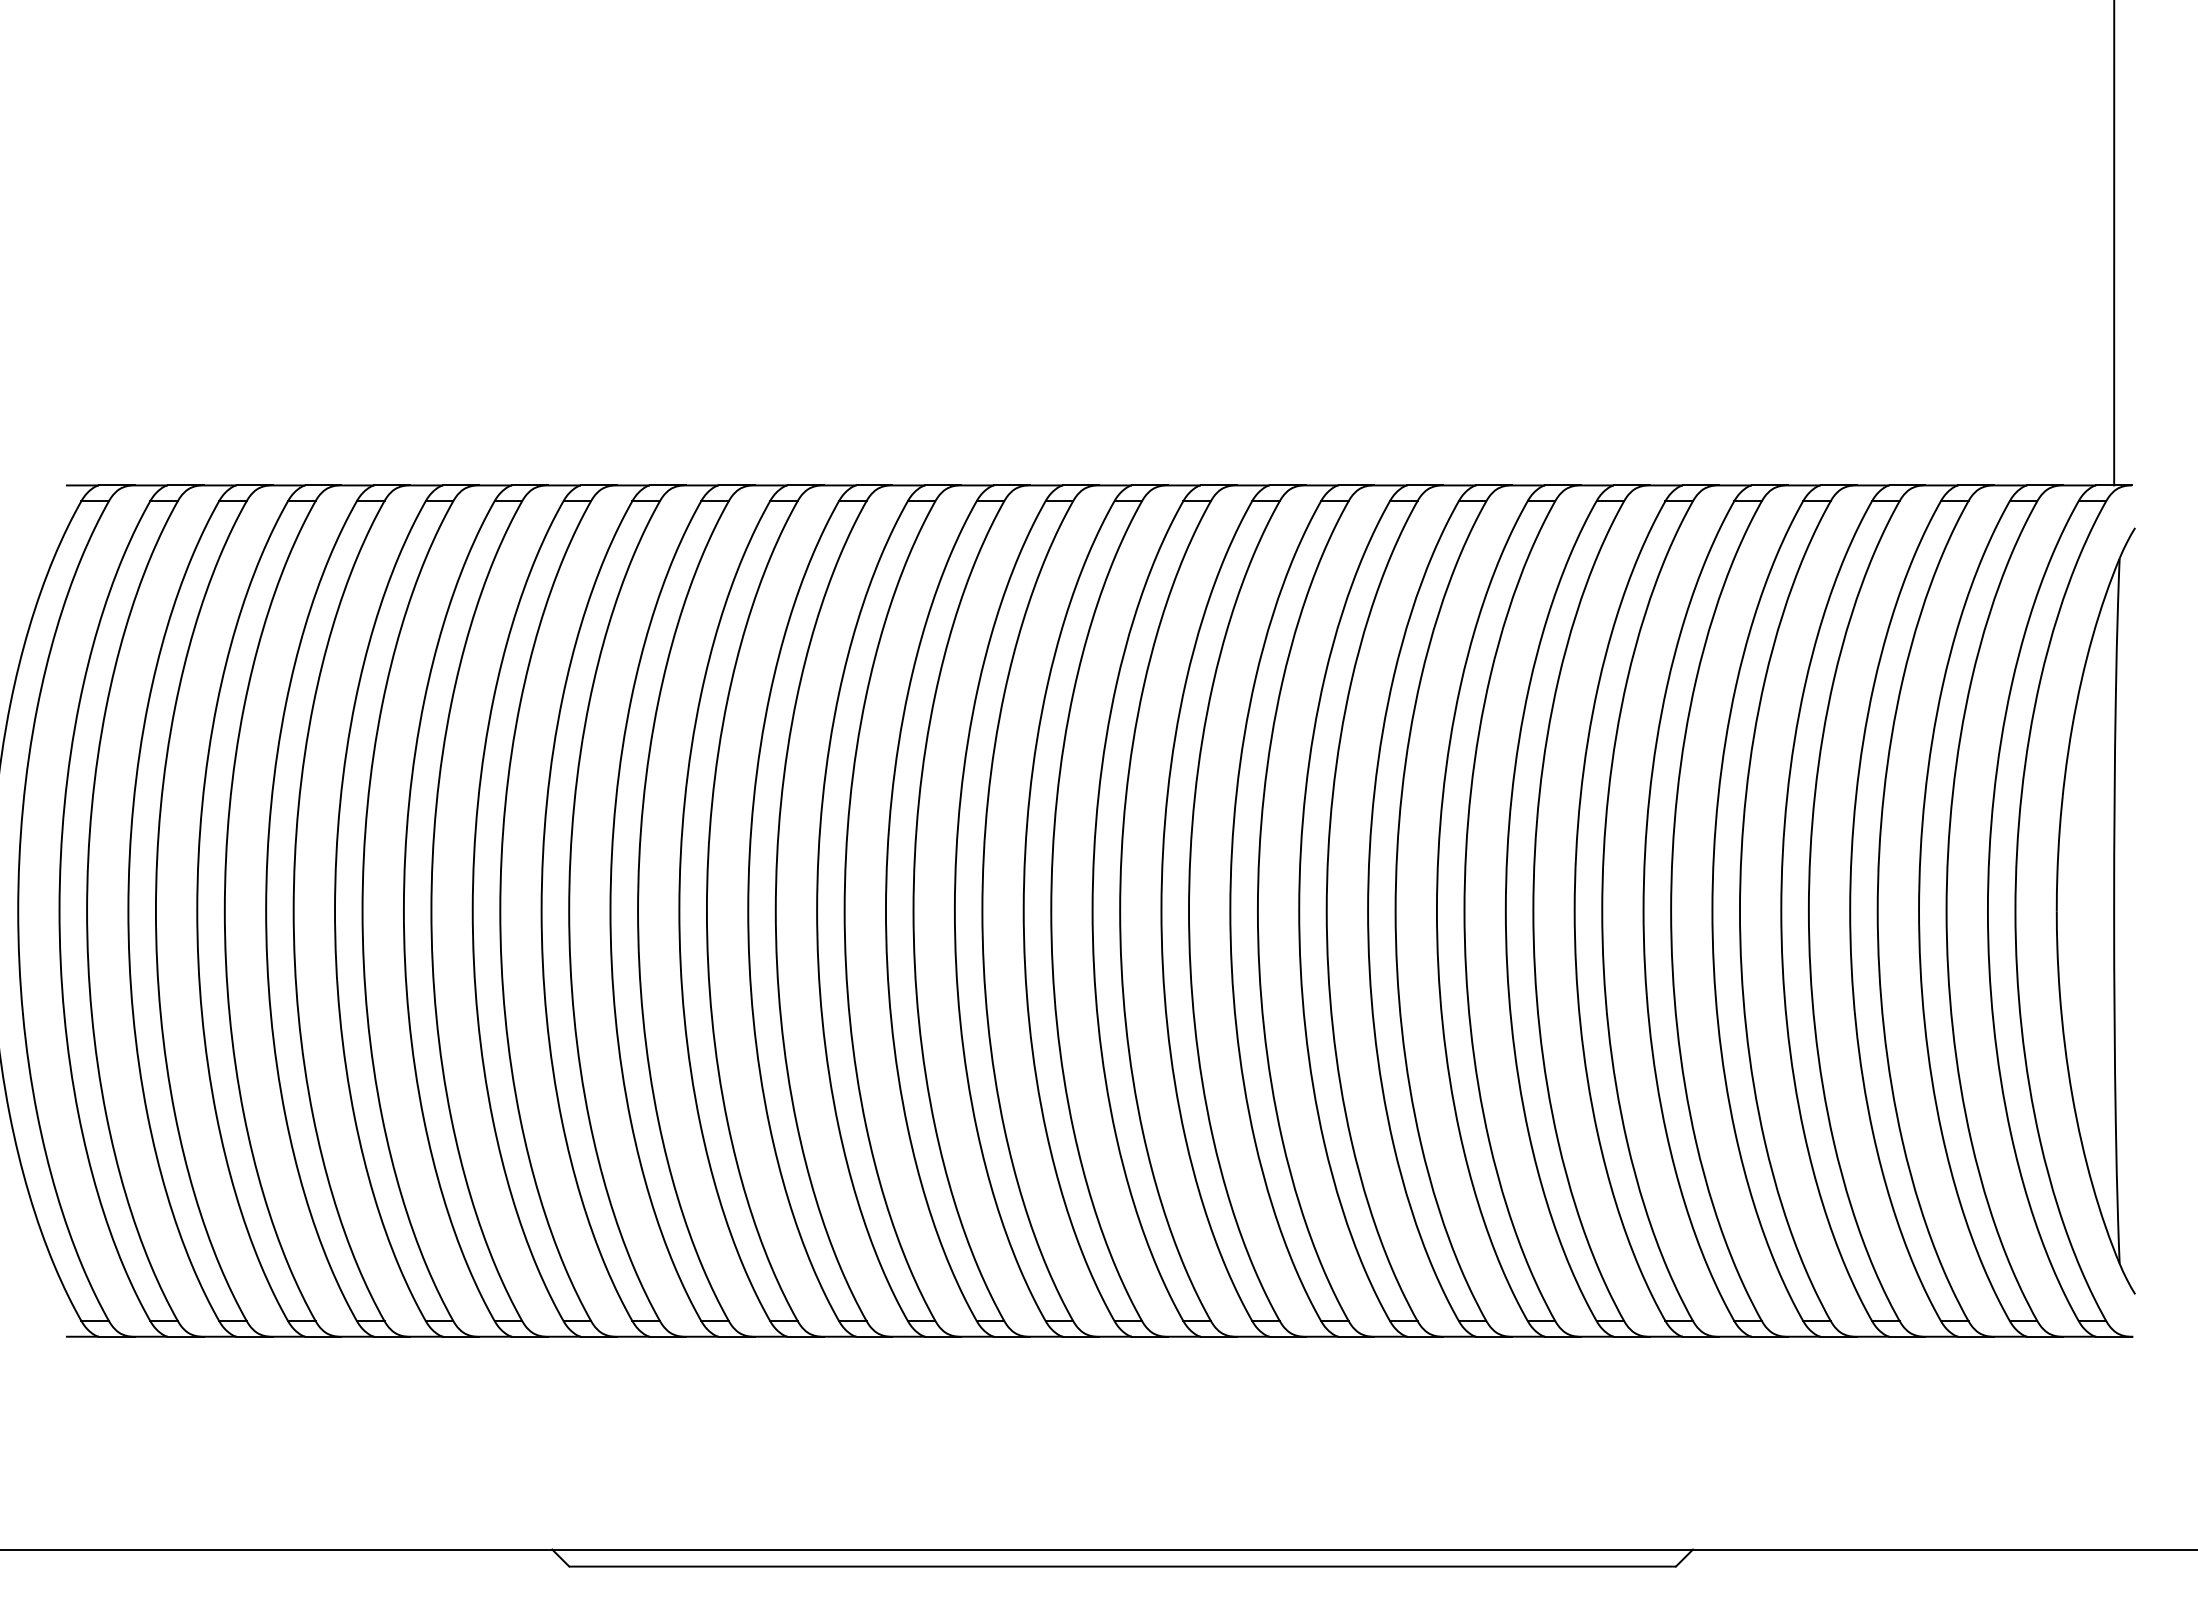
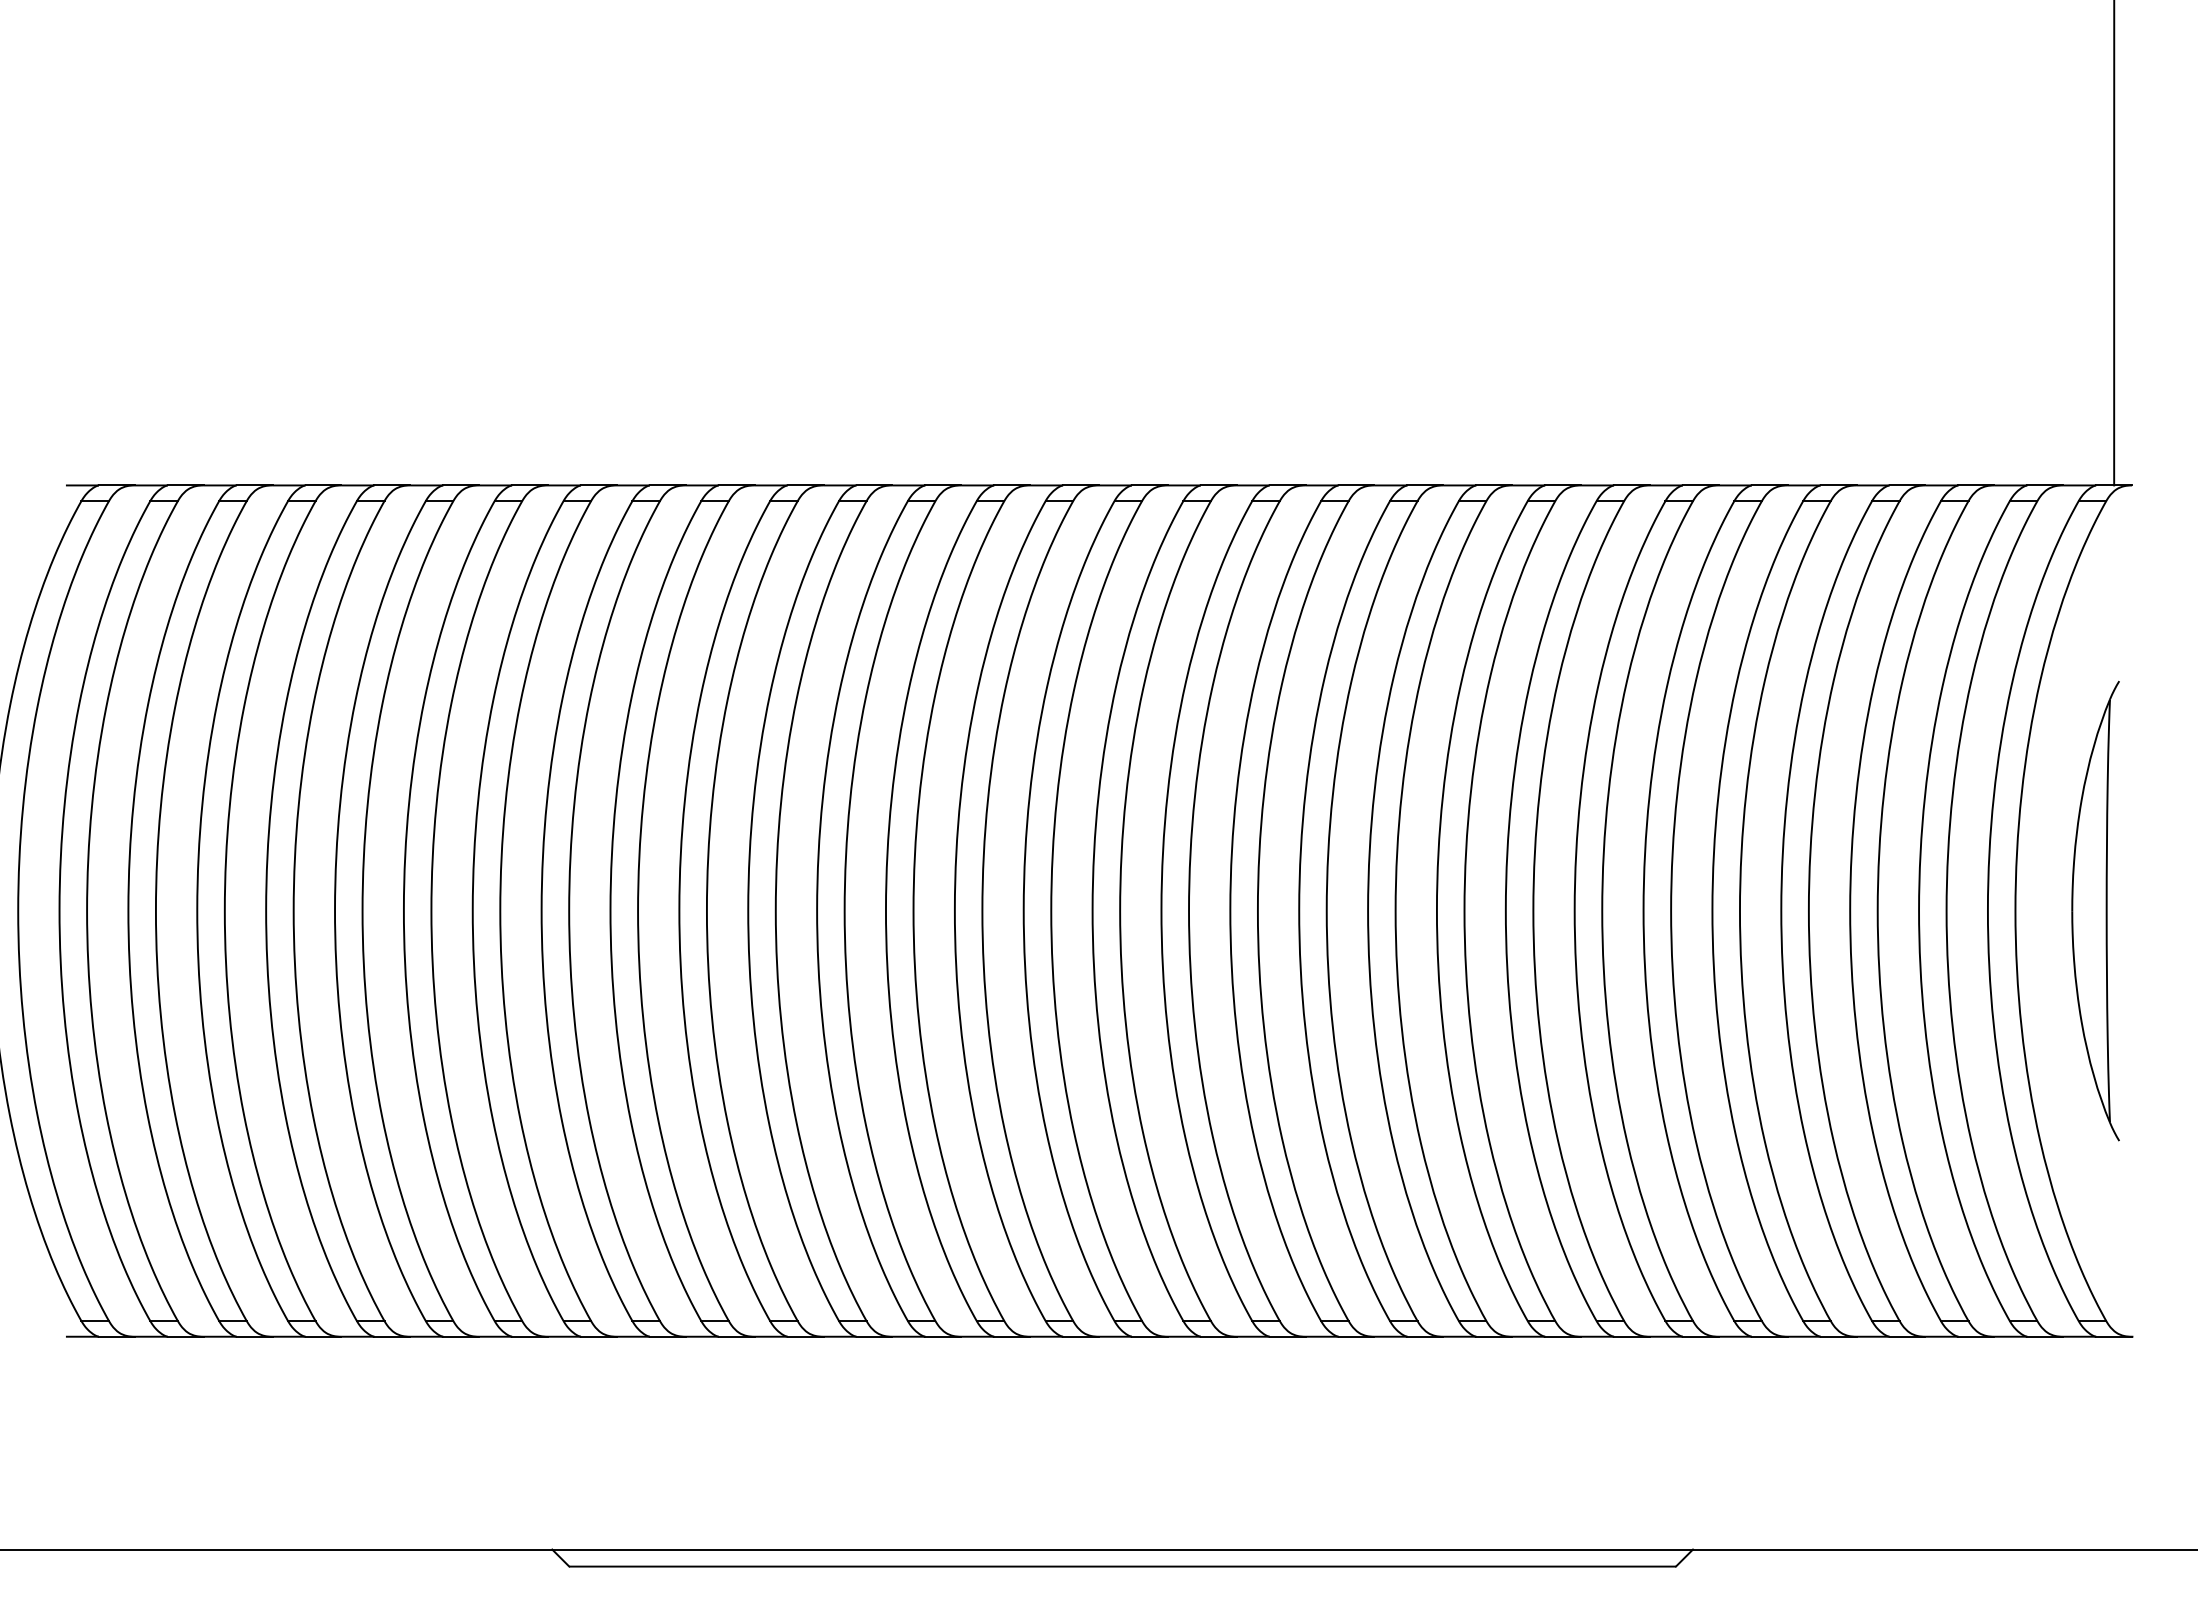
part size: 81x768 px -> 49x462 px (2095, 910)
